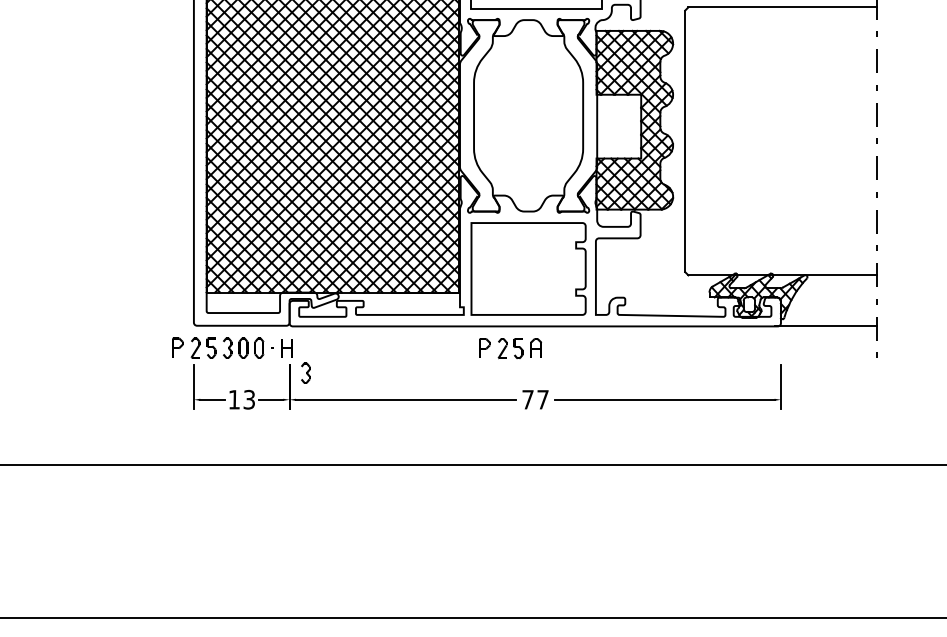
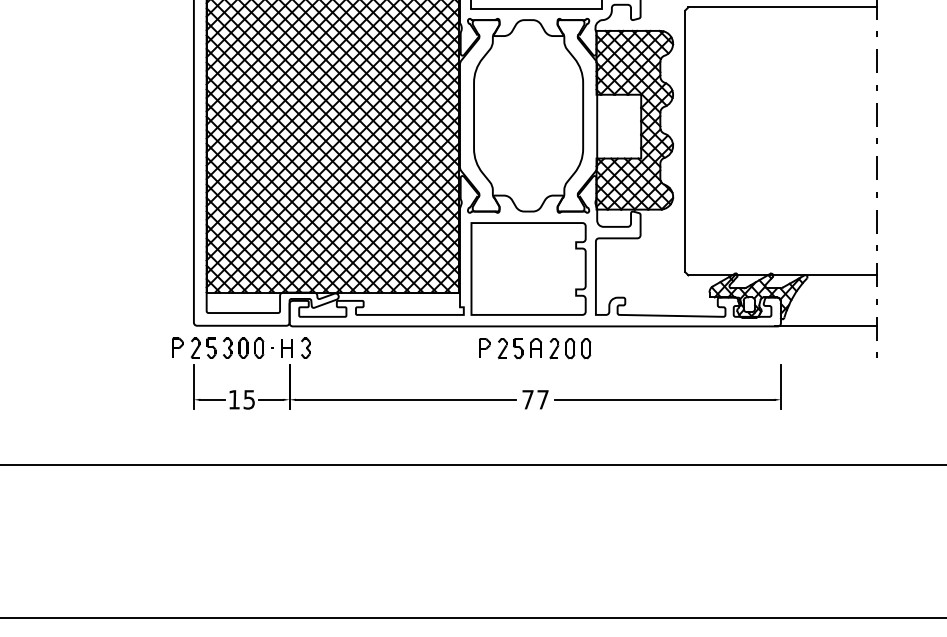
part: none -> present (570, 348)
part position: (305, 372) -> (305, 347) (305, 347)
text: 13 -> 15 (249, 398)
